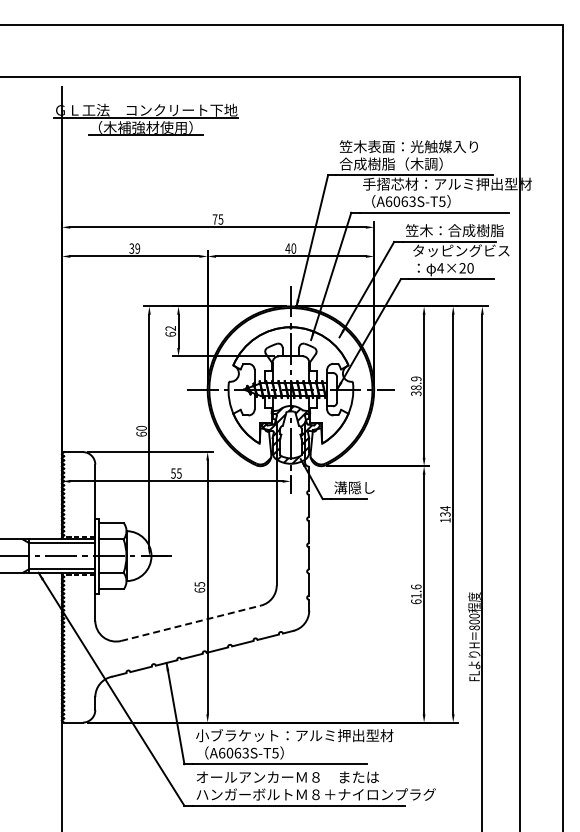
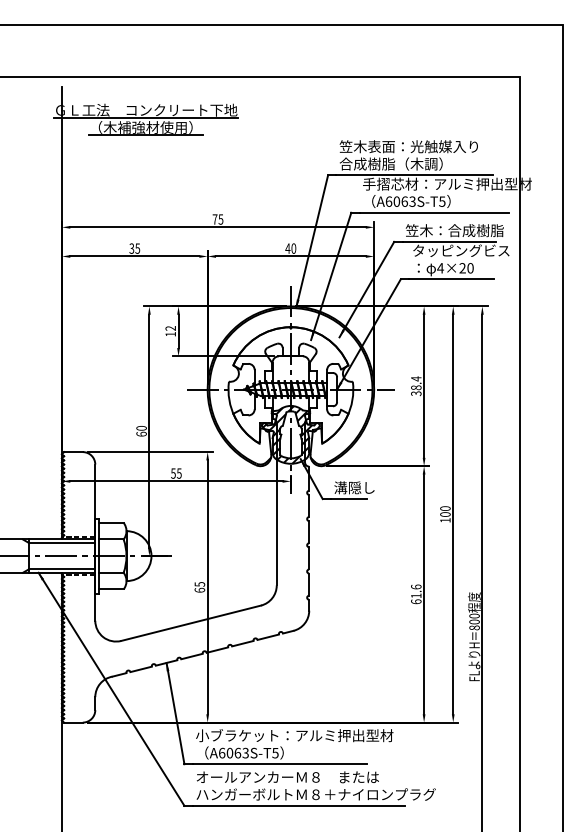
text: 39 -> 35 (137, 248)
text: 62 -> 12 (170, 333)
text: 38.9 -> 38.4 (416, 378)
text: 134 -> 100 (445, 511)
line: dashed -> solid (191, 623)
